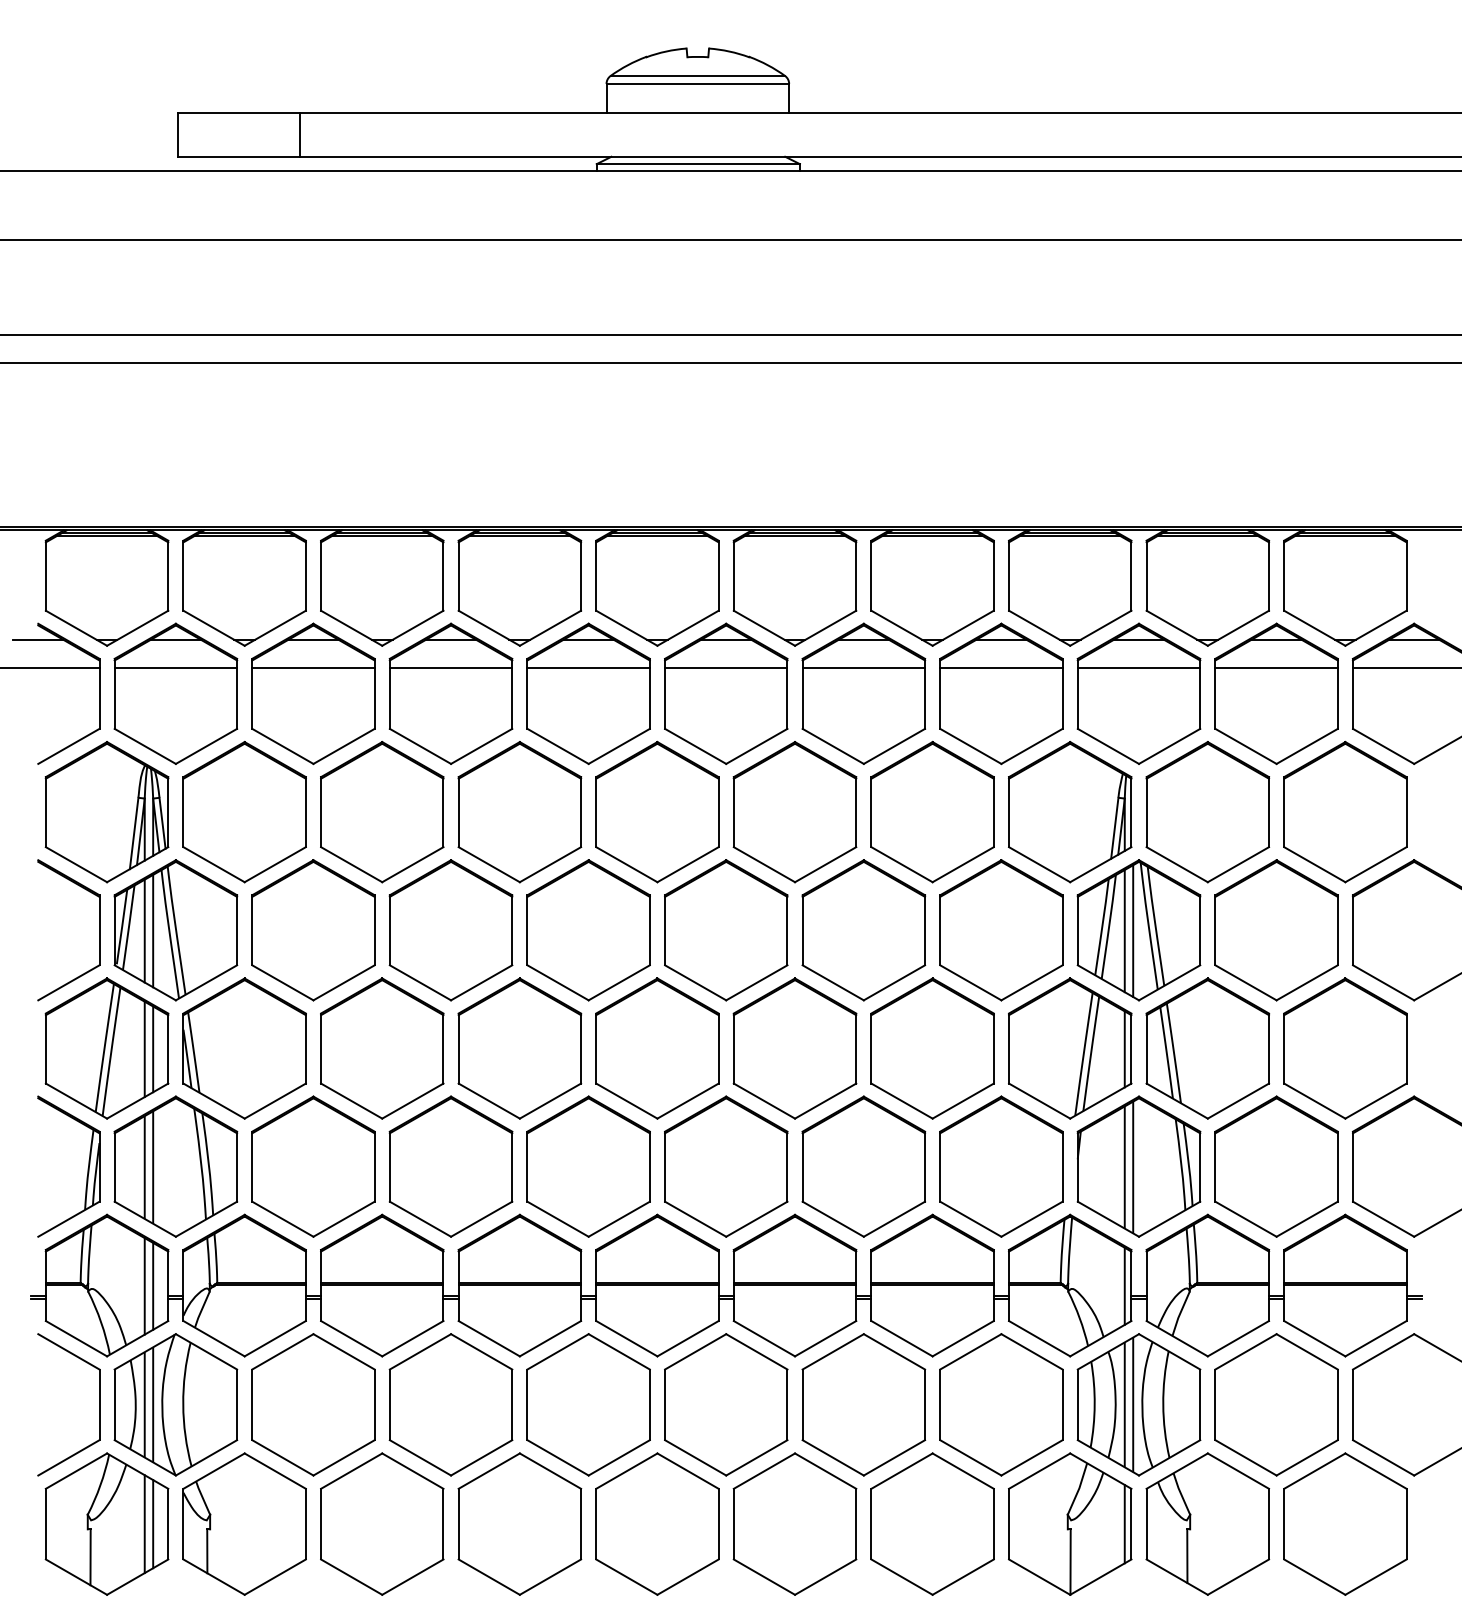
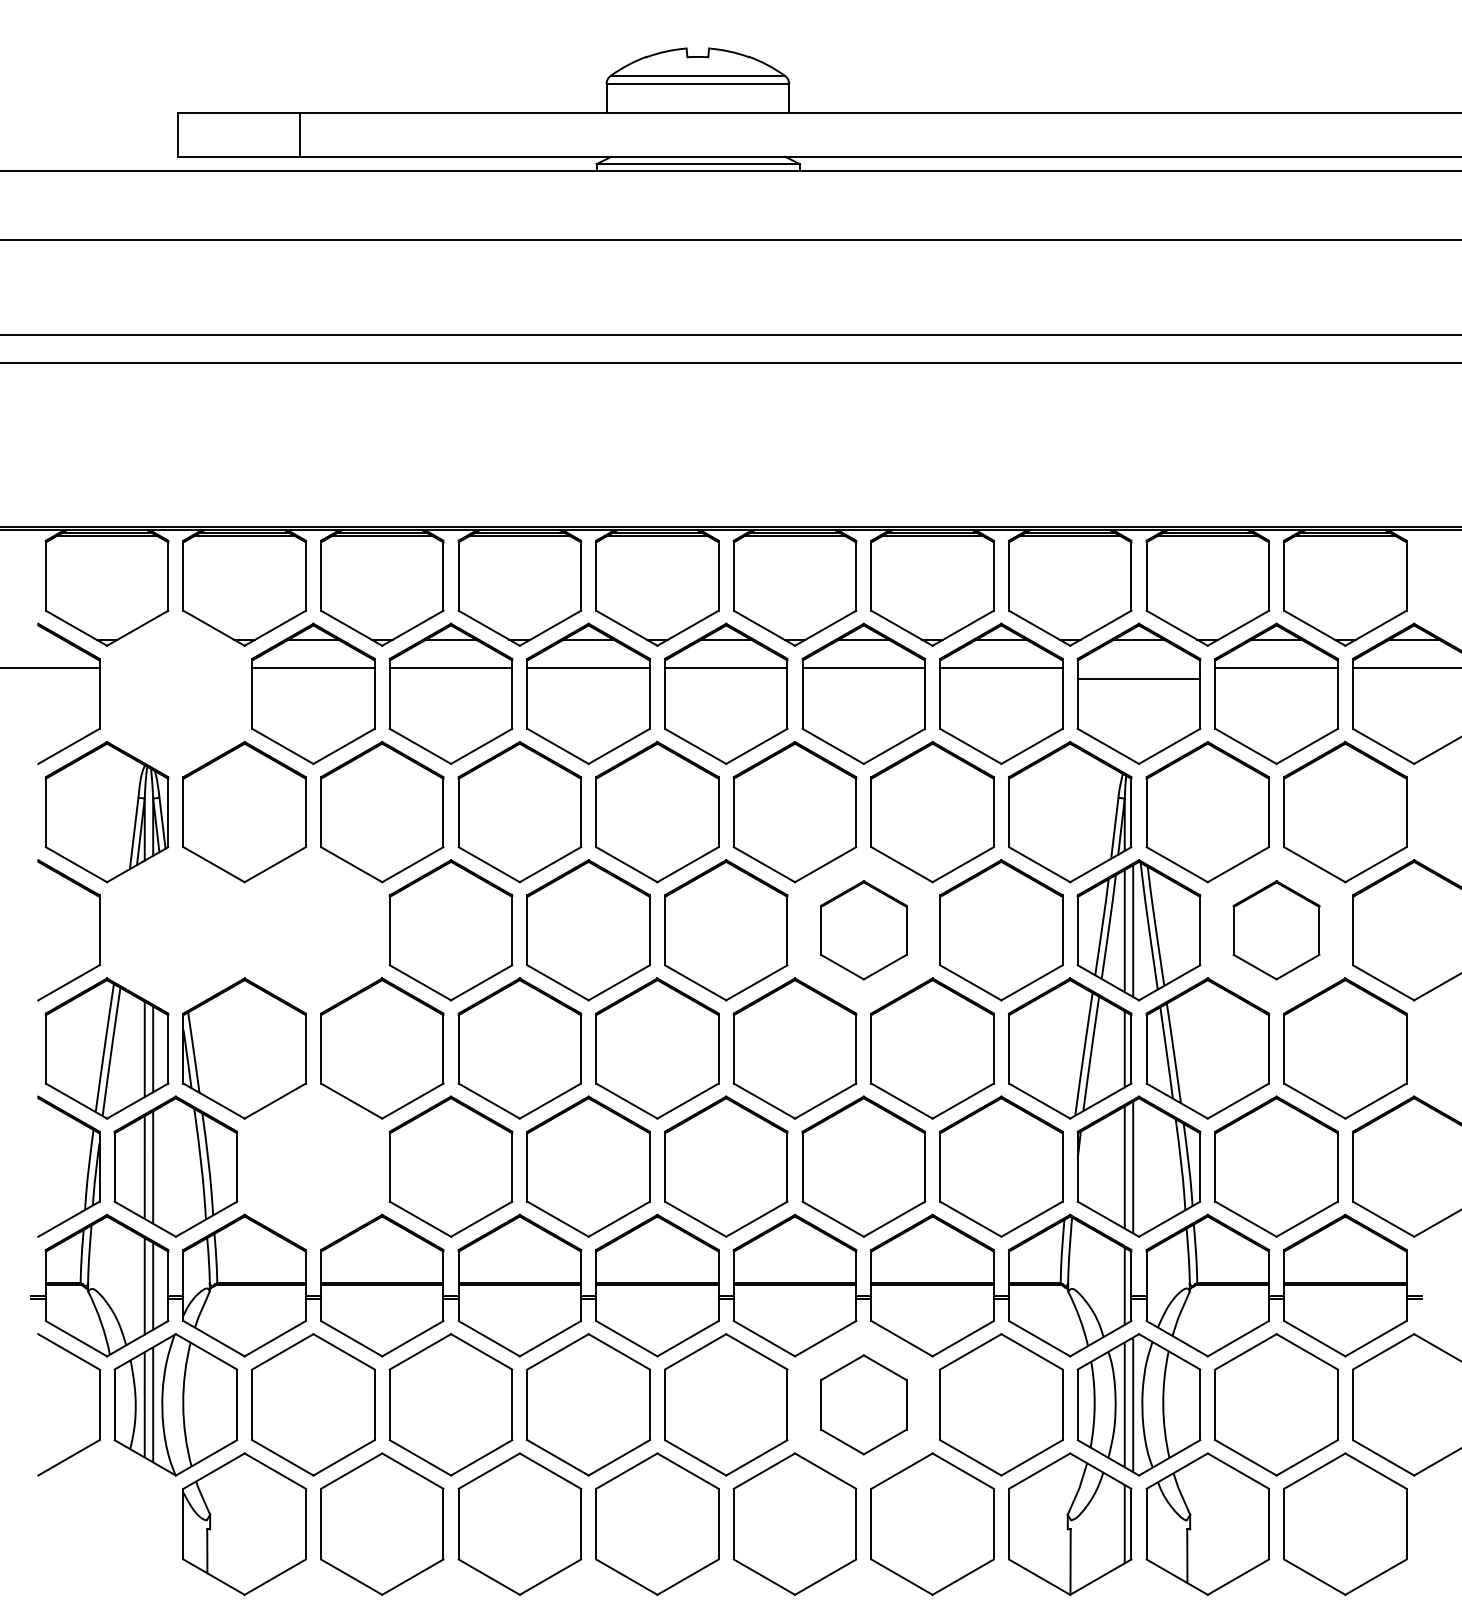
line: present -> none (38, 639)
line position: (1138, 667) -> (1138, 678) (1138, 678)
part: present -> none (175, 693)
part: present -> none (175, 930)
part: present -> none (313, 930)
part size: 126x143 px -> 88x101 px (863, 930)
part size: 125x143 px -> 89x101 px (1276, 930)
part: present -> none (313, 1166)
part size: 126x144 px -> 88x102 px (863, 1404)
part: present -> none (106, 1523)
